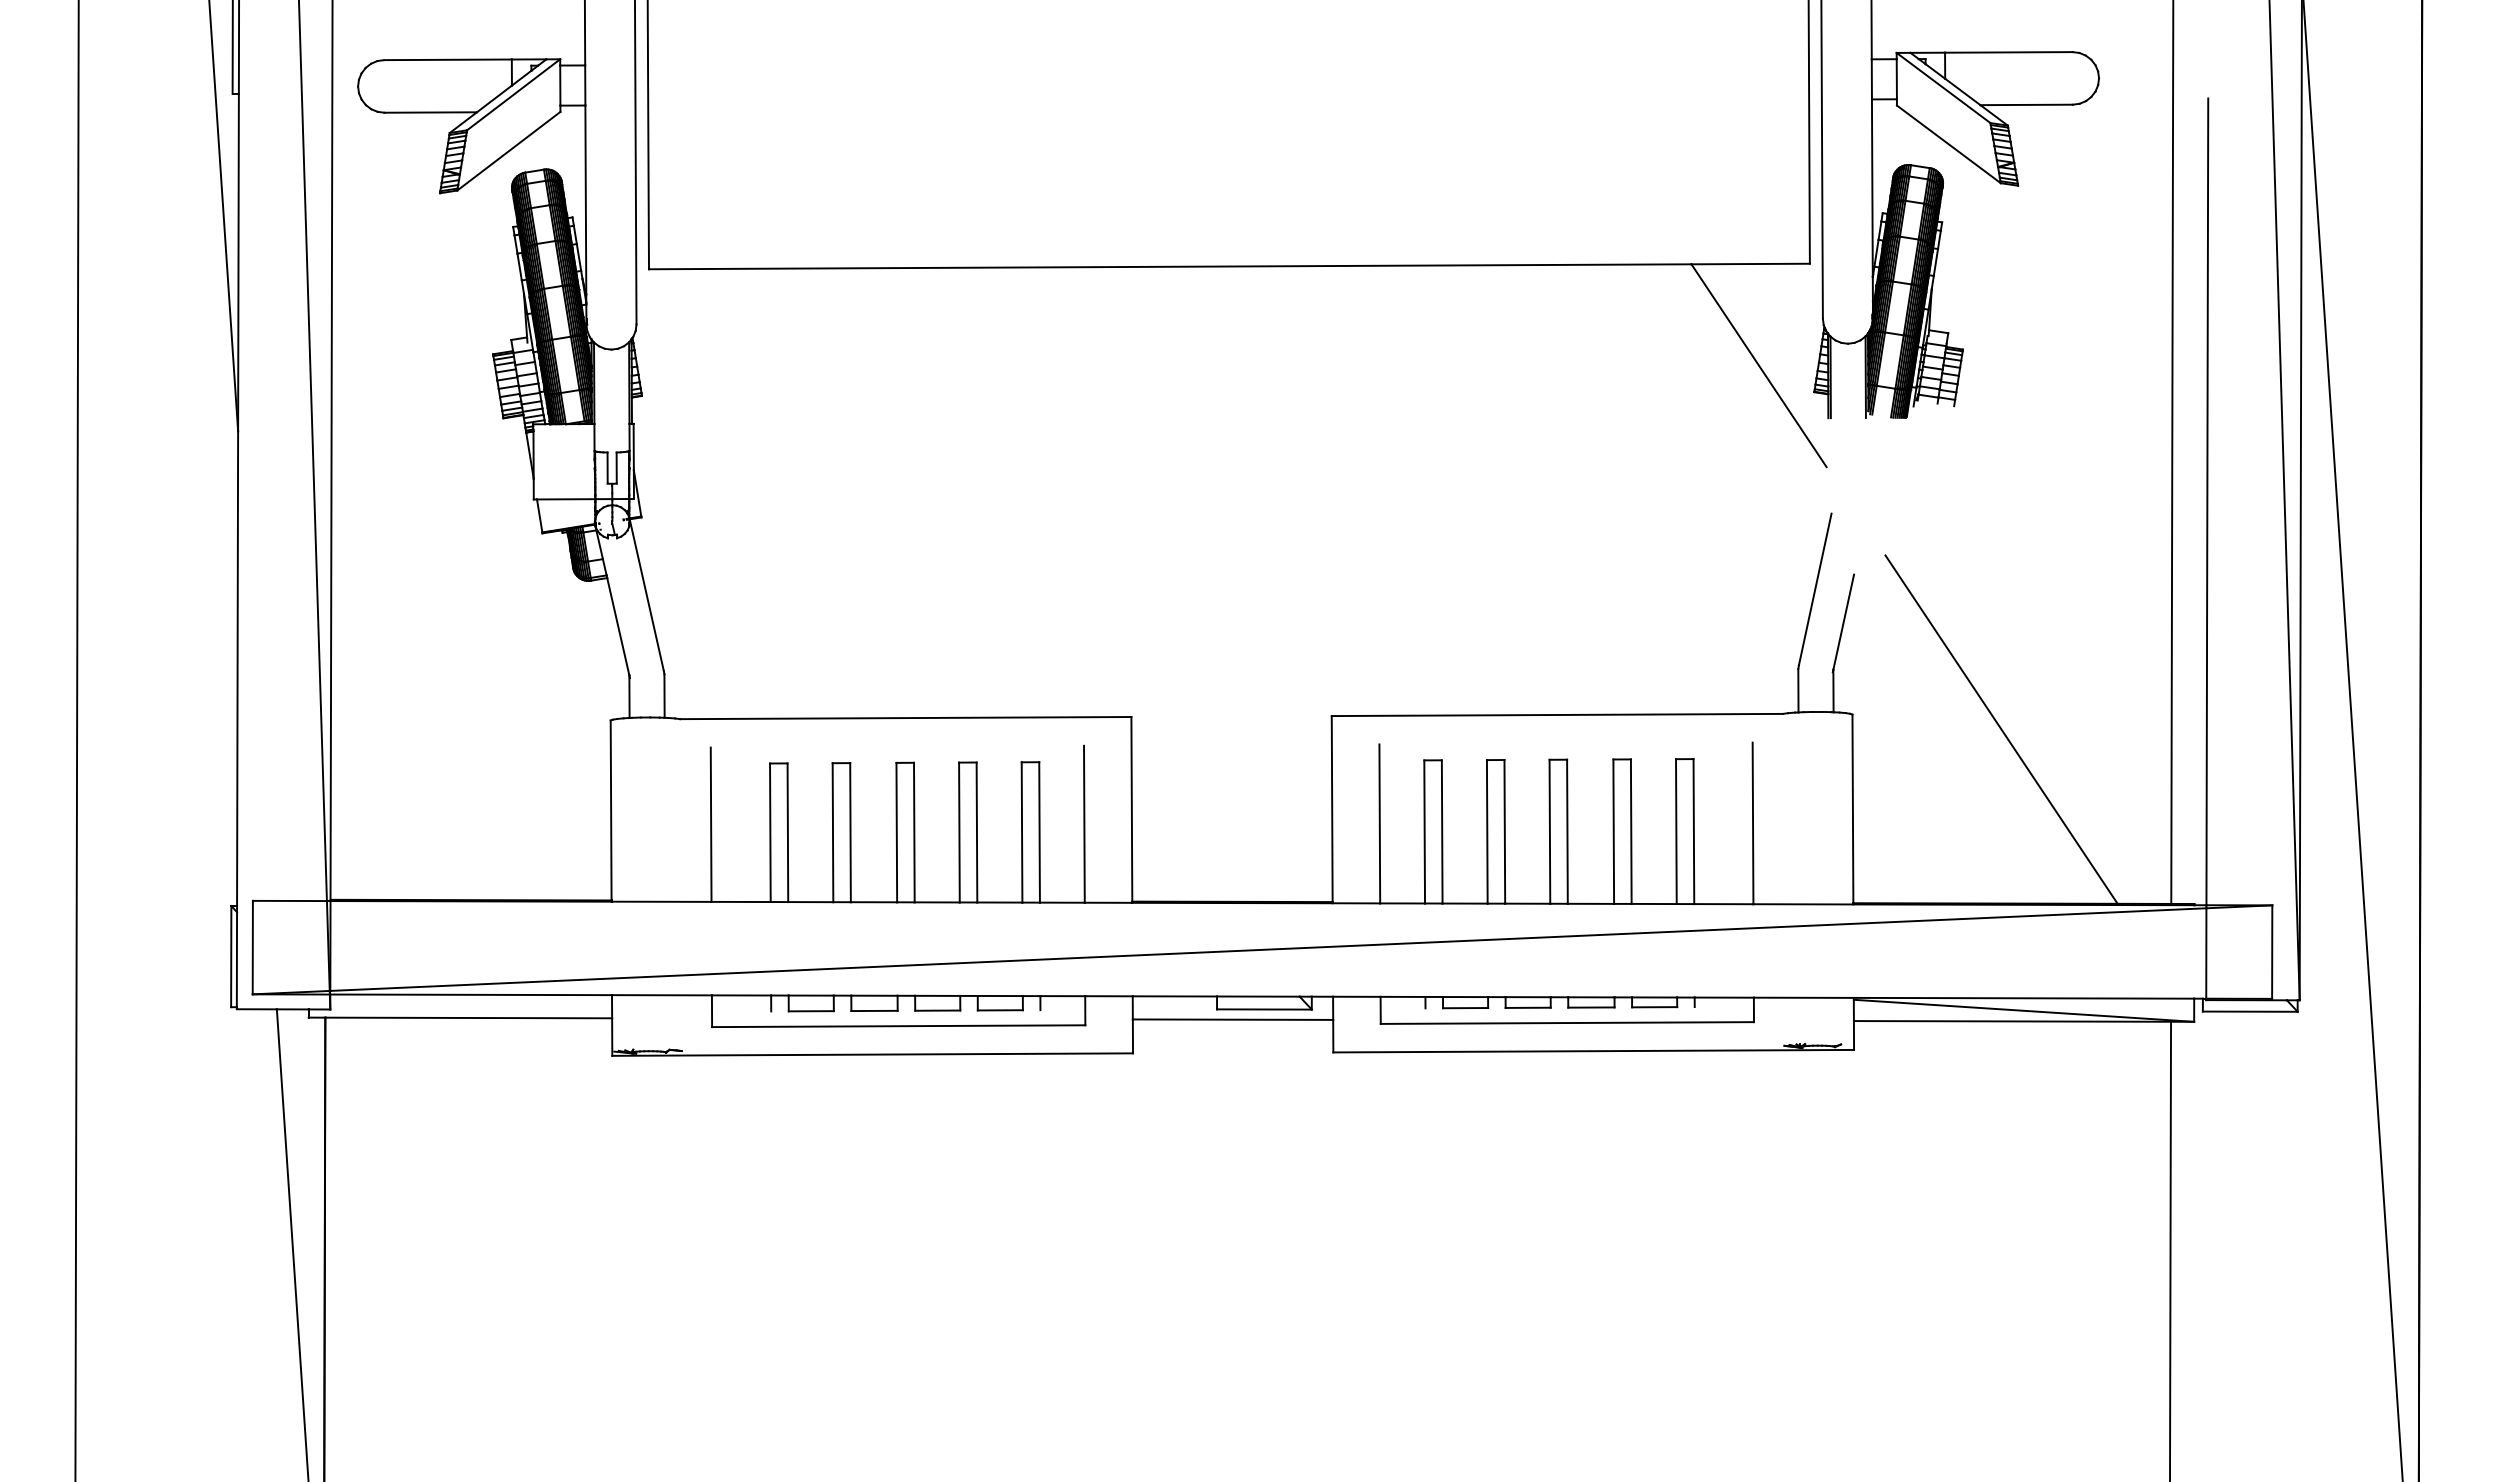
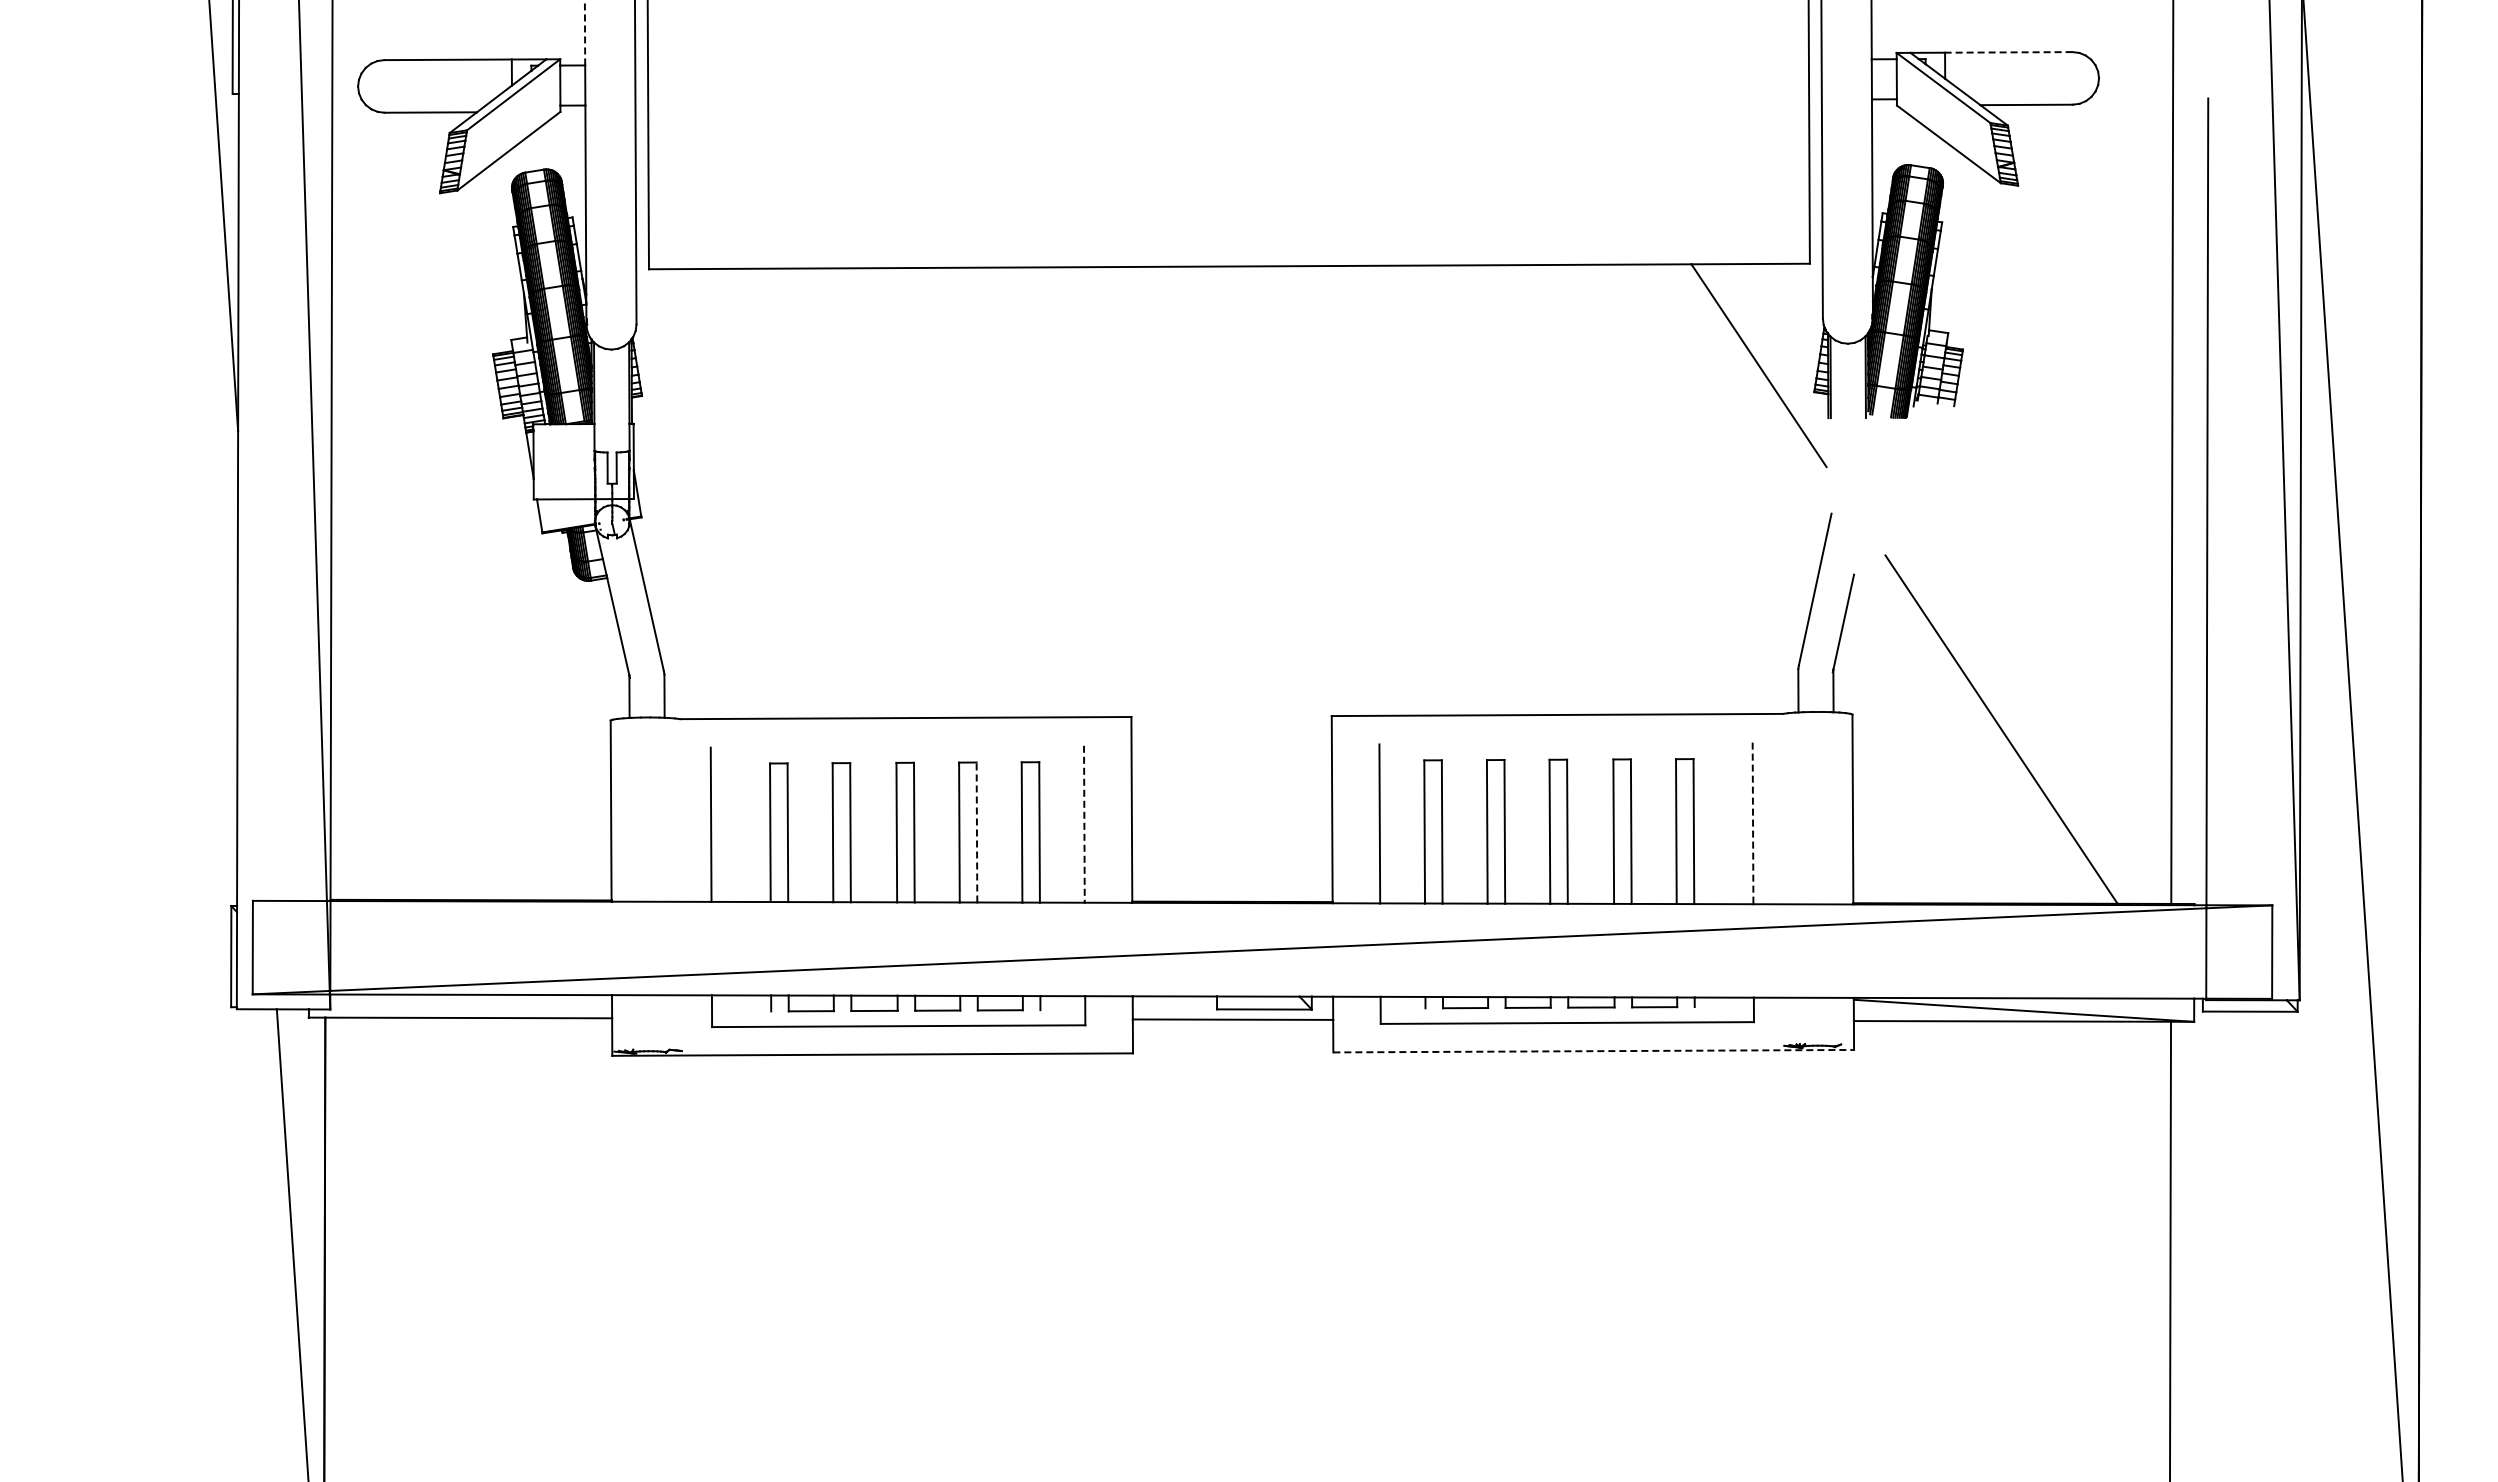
line: solid -> dashed (585, 32)
line: solid -> dashed (2008, 52)
line: present -> none (76, 740)
line: solid -> dashed (1753, 823)
line: solid -> dashed (1084, 824)
line: solid -> dashed (976, 832)
line: solid -> dashed (1594, 1051)
